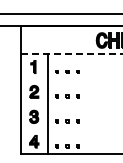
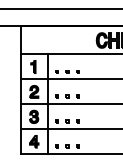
line position: (60, 14) -> (60, 9) (60, 9)
line: dashed -> solid (71, 54)
line: none -> present (69, 79)
line: none -> present (69, 104)
line: none -> present (69, 128)
